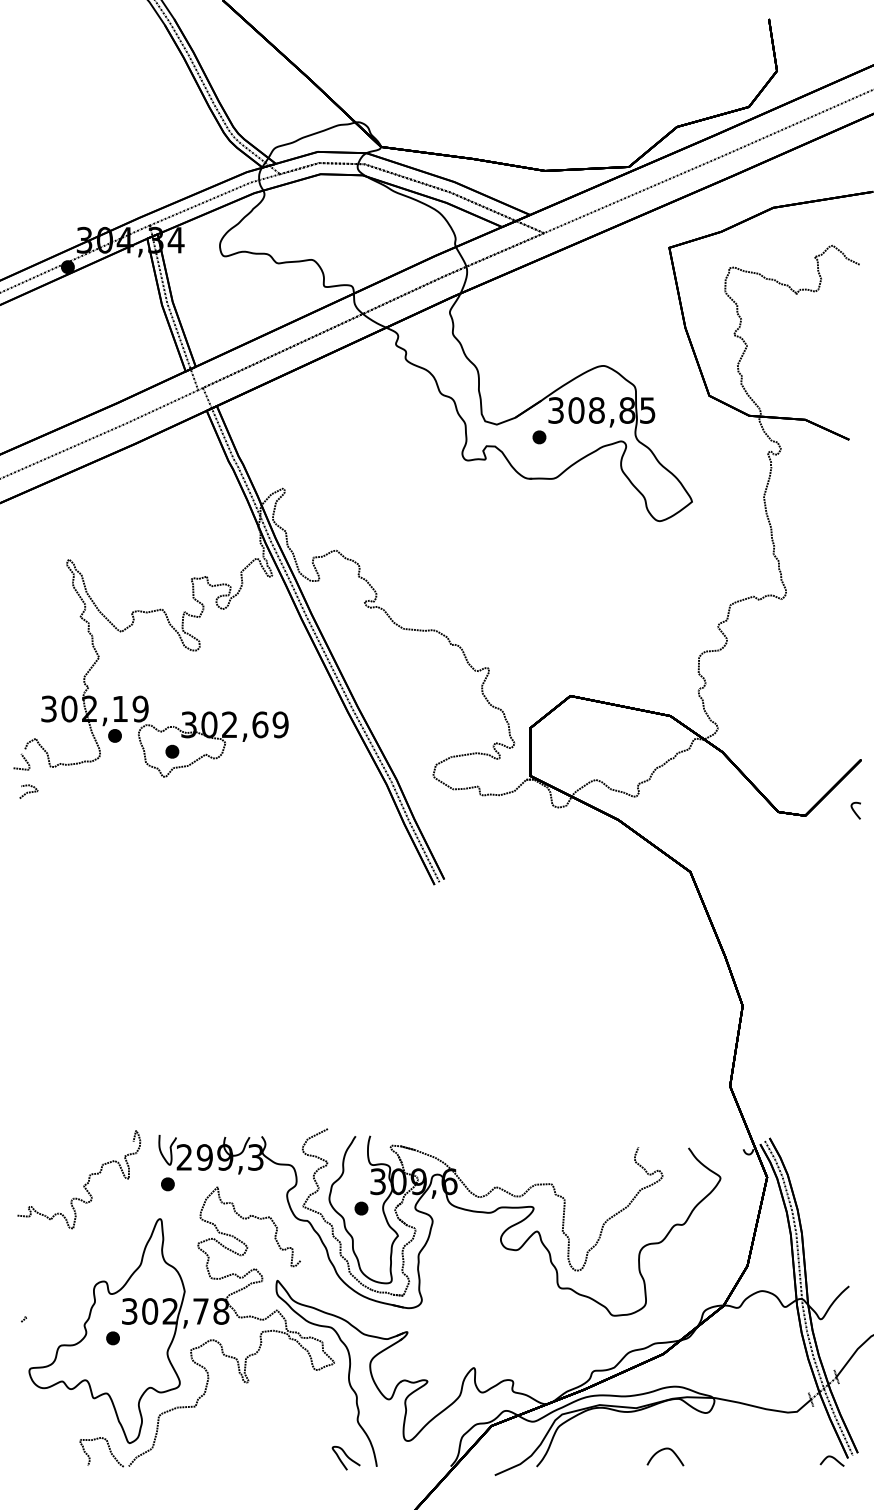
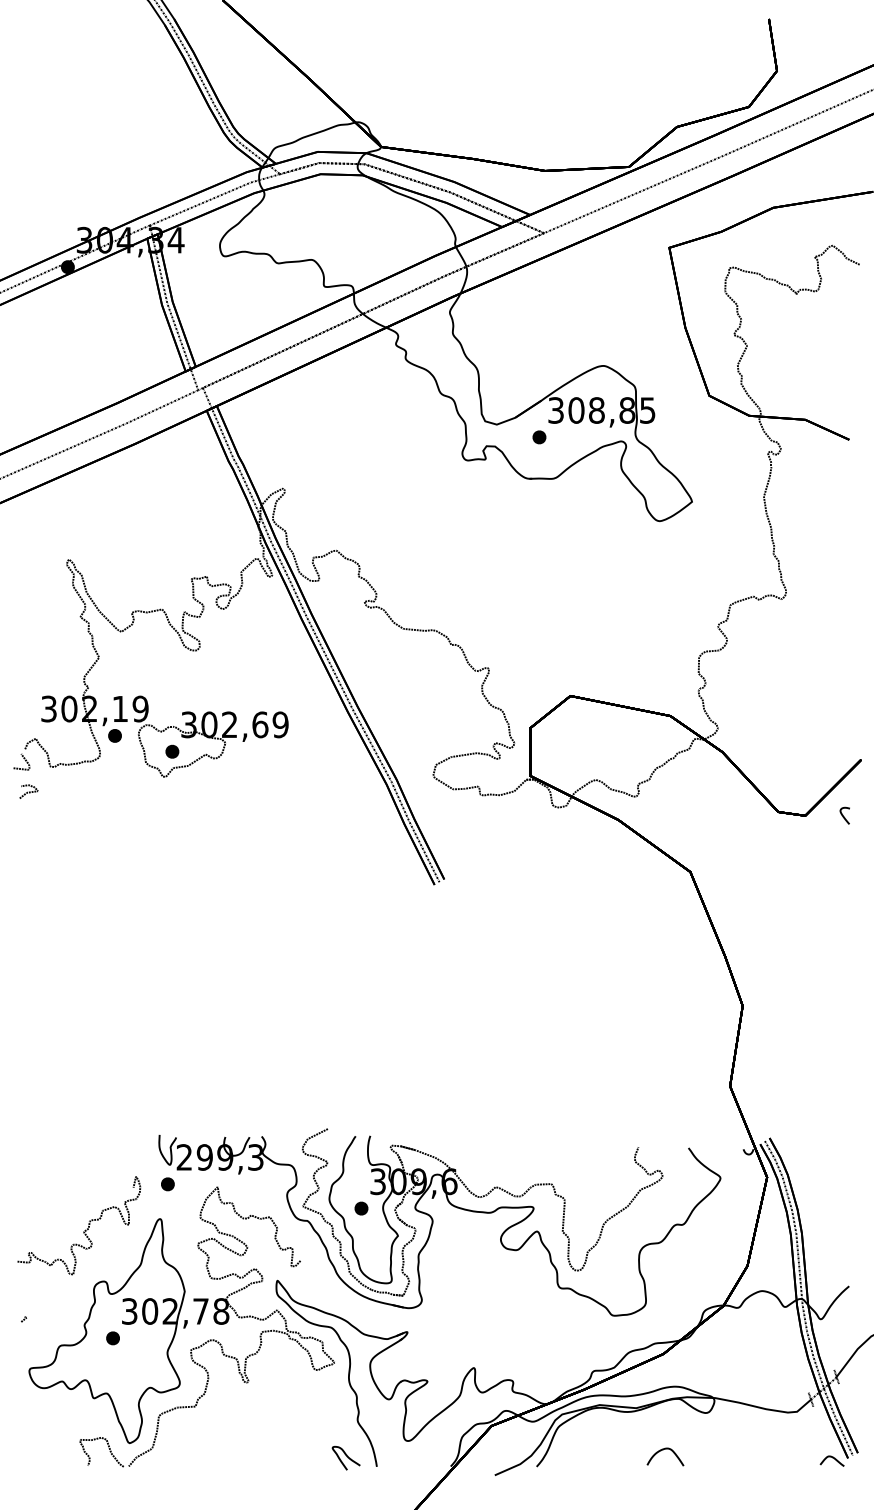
part position: (855, 810) -> (844, 815) (844, 815)
curve position: (84, 1184) -> (84, 1230) (84, 1230)
